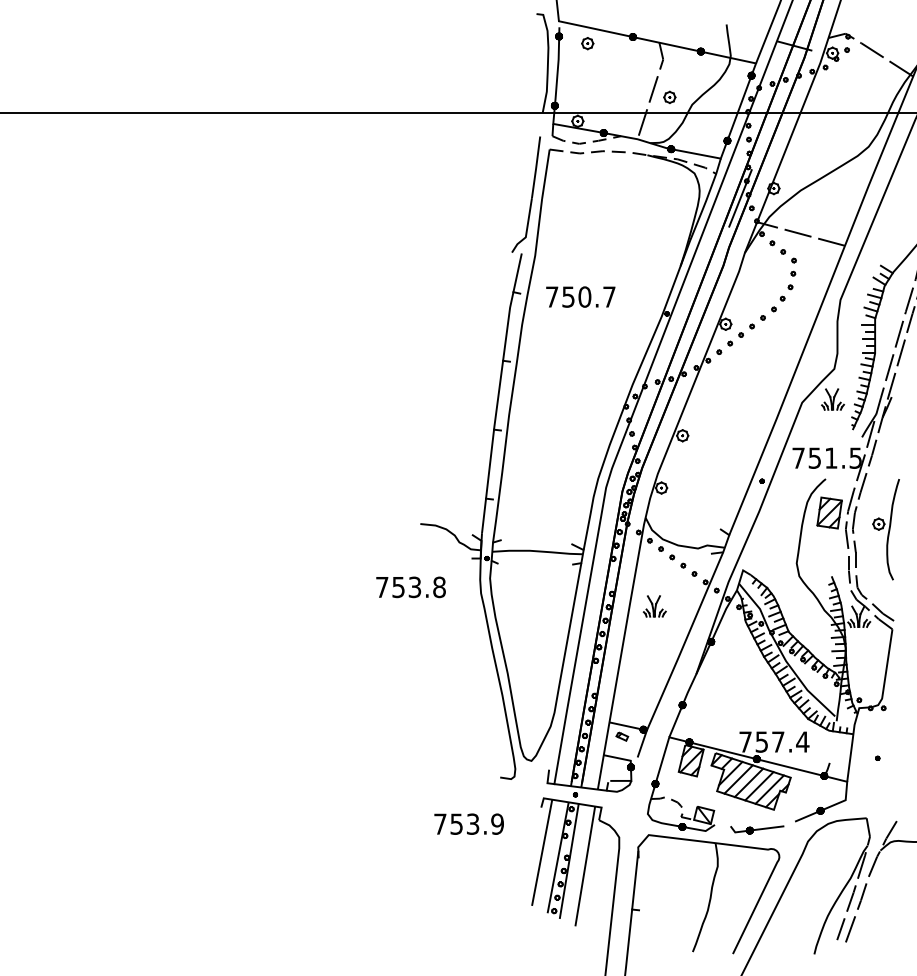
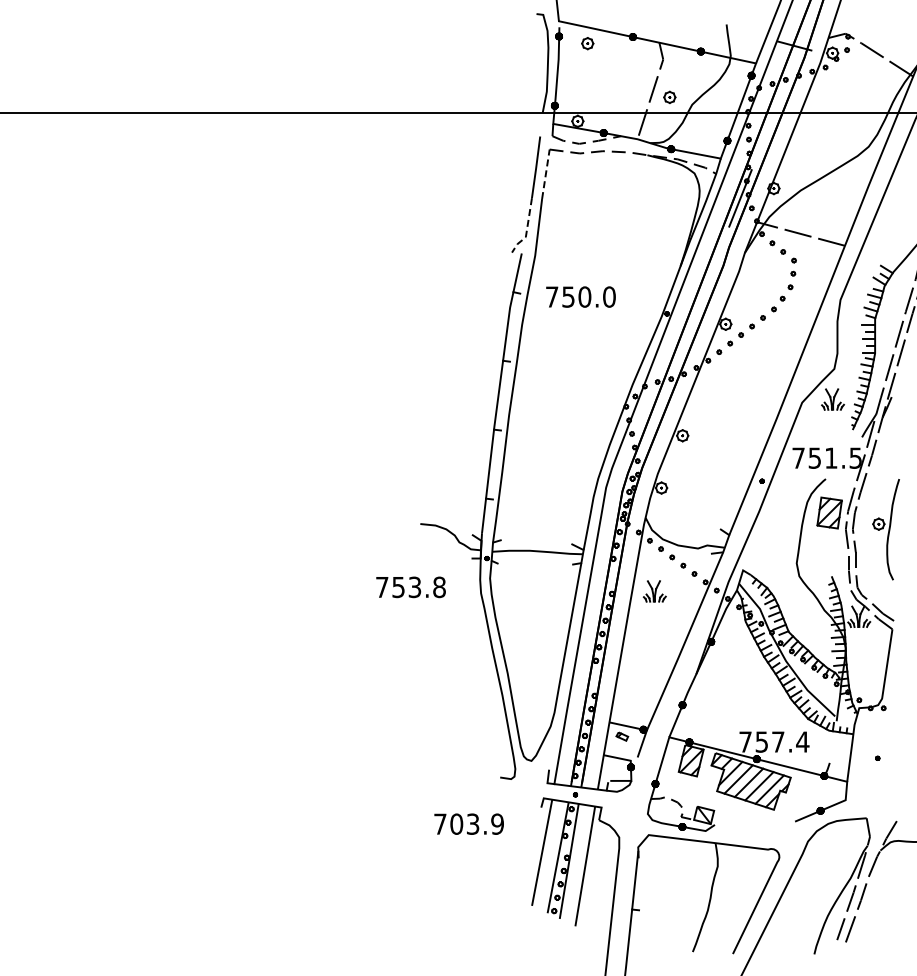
line: solid -> dashed (545, 173)
line: solid -> dashed (527, 229)
text: 750.7 -> 750.0 (609, 296)
part position: (654, 606) -> (654, 591) (654, 591)
text: 753.9 -> 703.9 (456, 823)
part: present -> none (757, 829)
